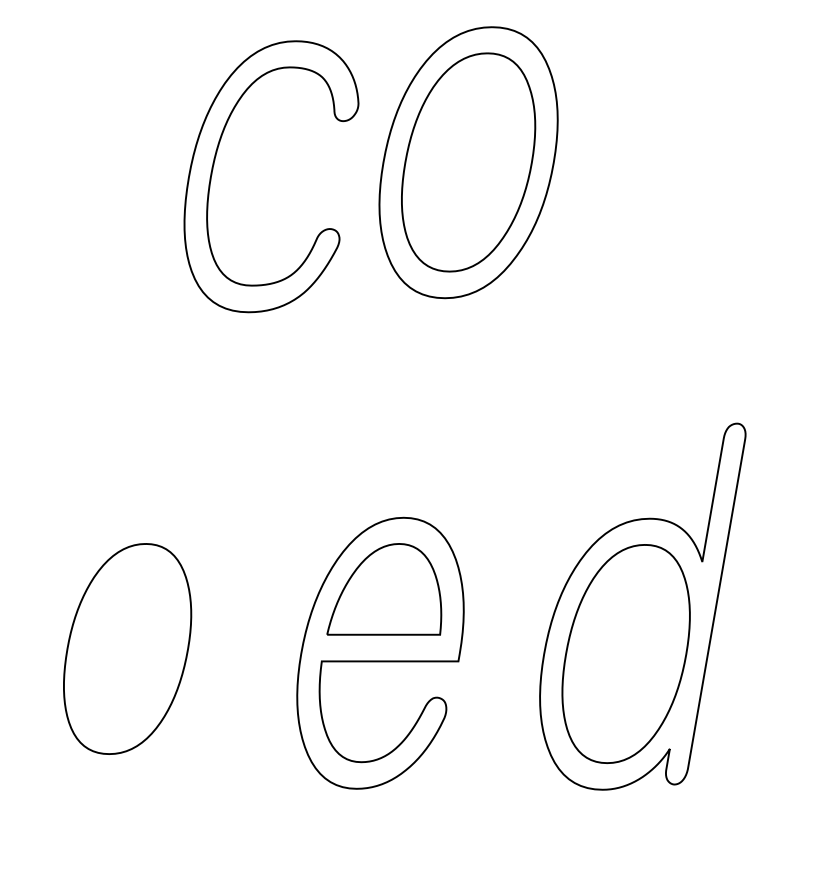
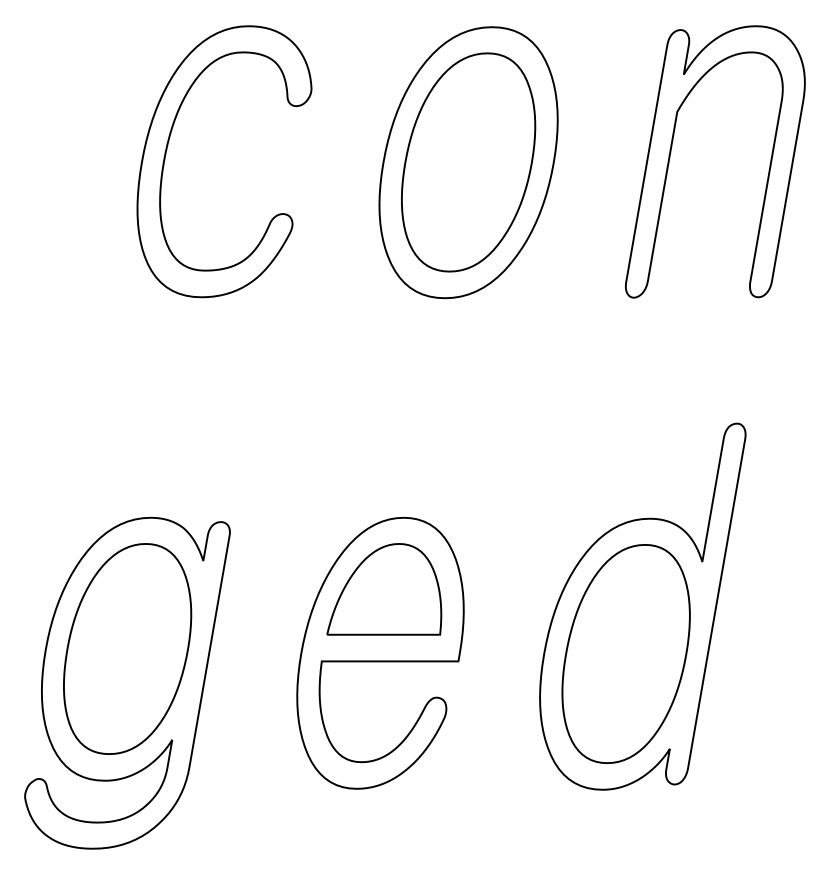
part: none -> present (671, 152)
part position: (214, 165) -> (167, 150) (167, 150)
part: none -> present (127, 682)
